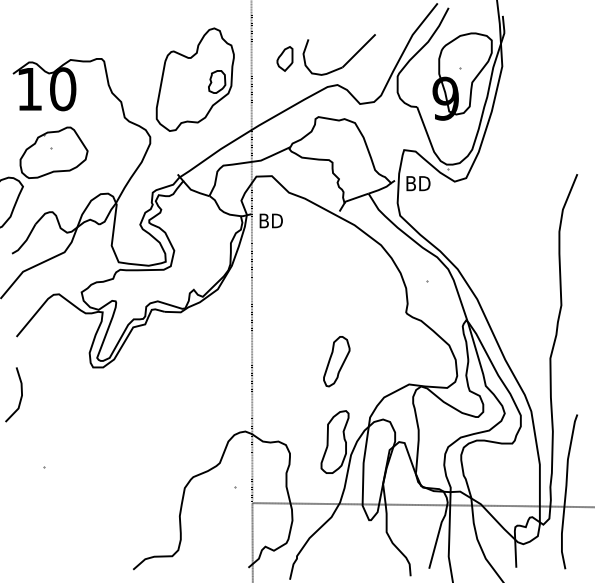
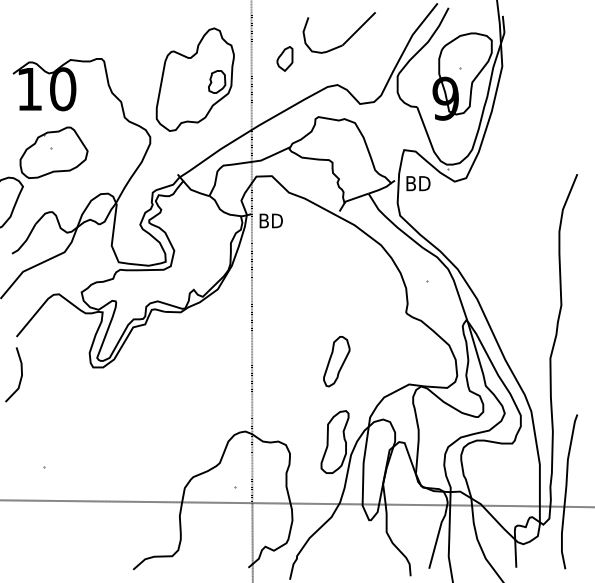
part position: (346, 62) -> (346, 40) (346, 40)
line position: (20, 396) -> (20, 376) (20, 376)
line: none -> present (127, 501)
